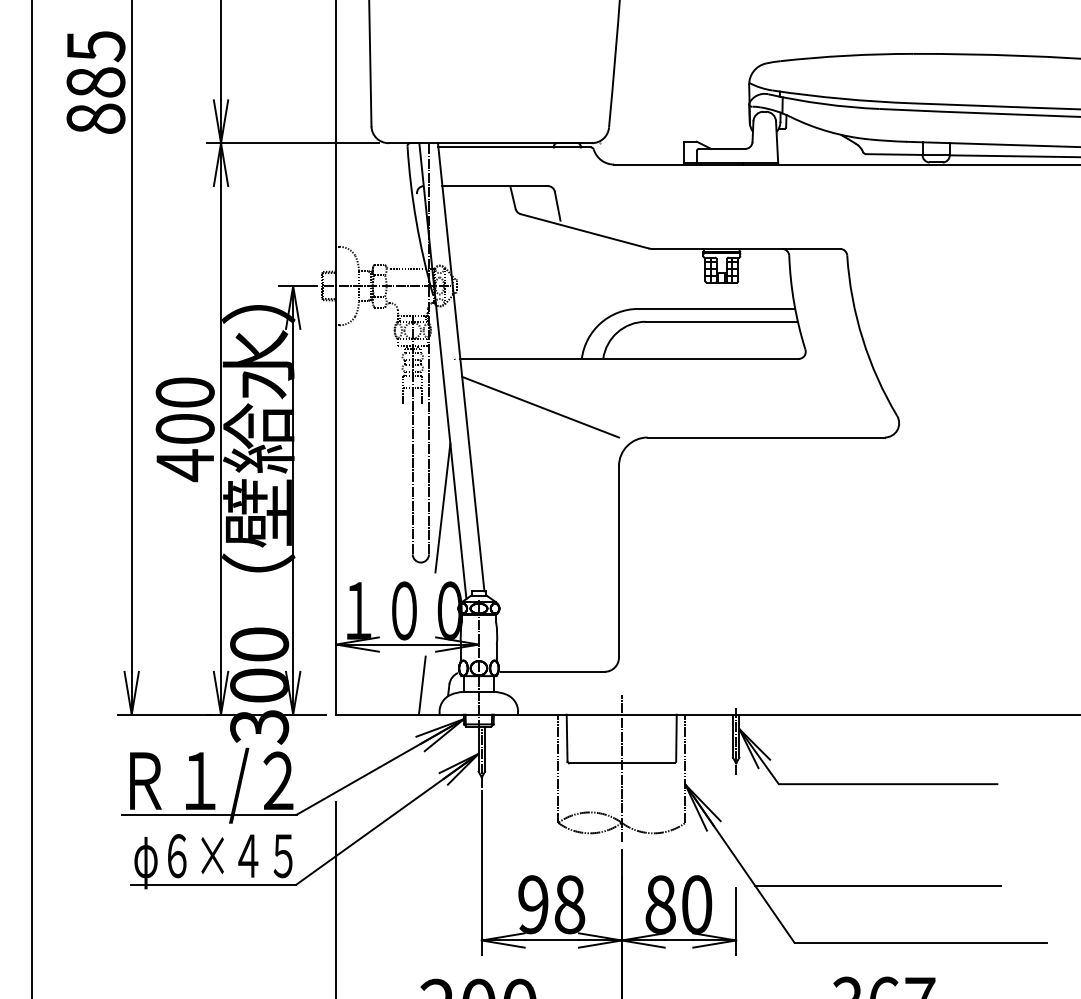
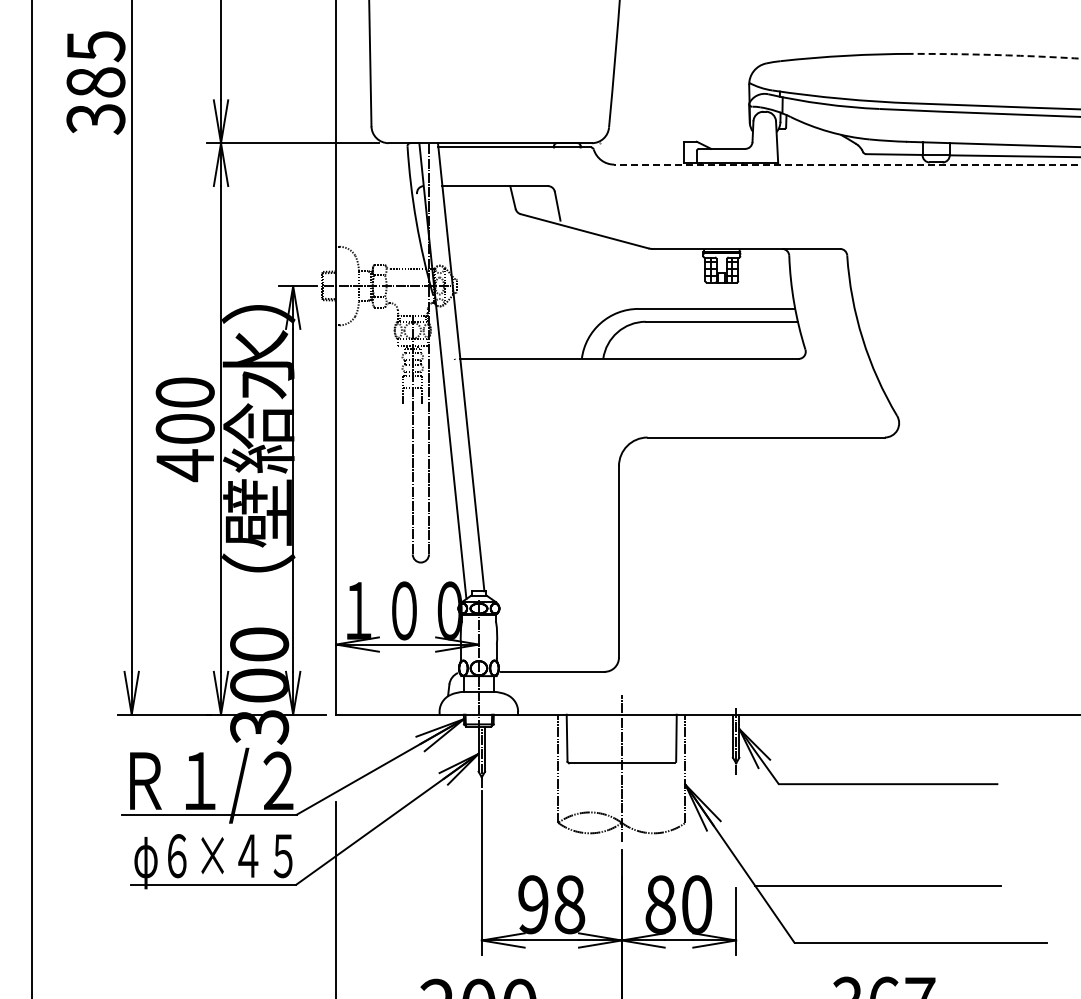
arc: solid -> dashed (996, 55)
text: 885 -> 385 (95, 118)
line: solid -> dashed (846, 164)
line: present -> none (540, 406)
line: present -> none (442, 507)
line: present -> none (421, 685)
